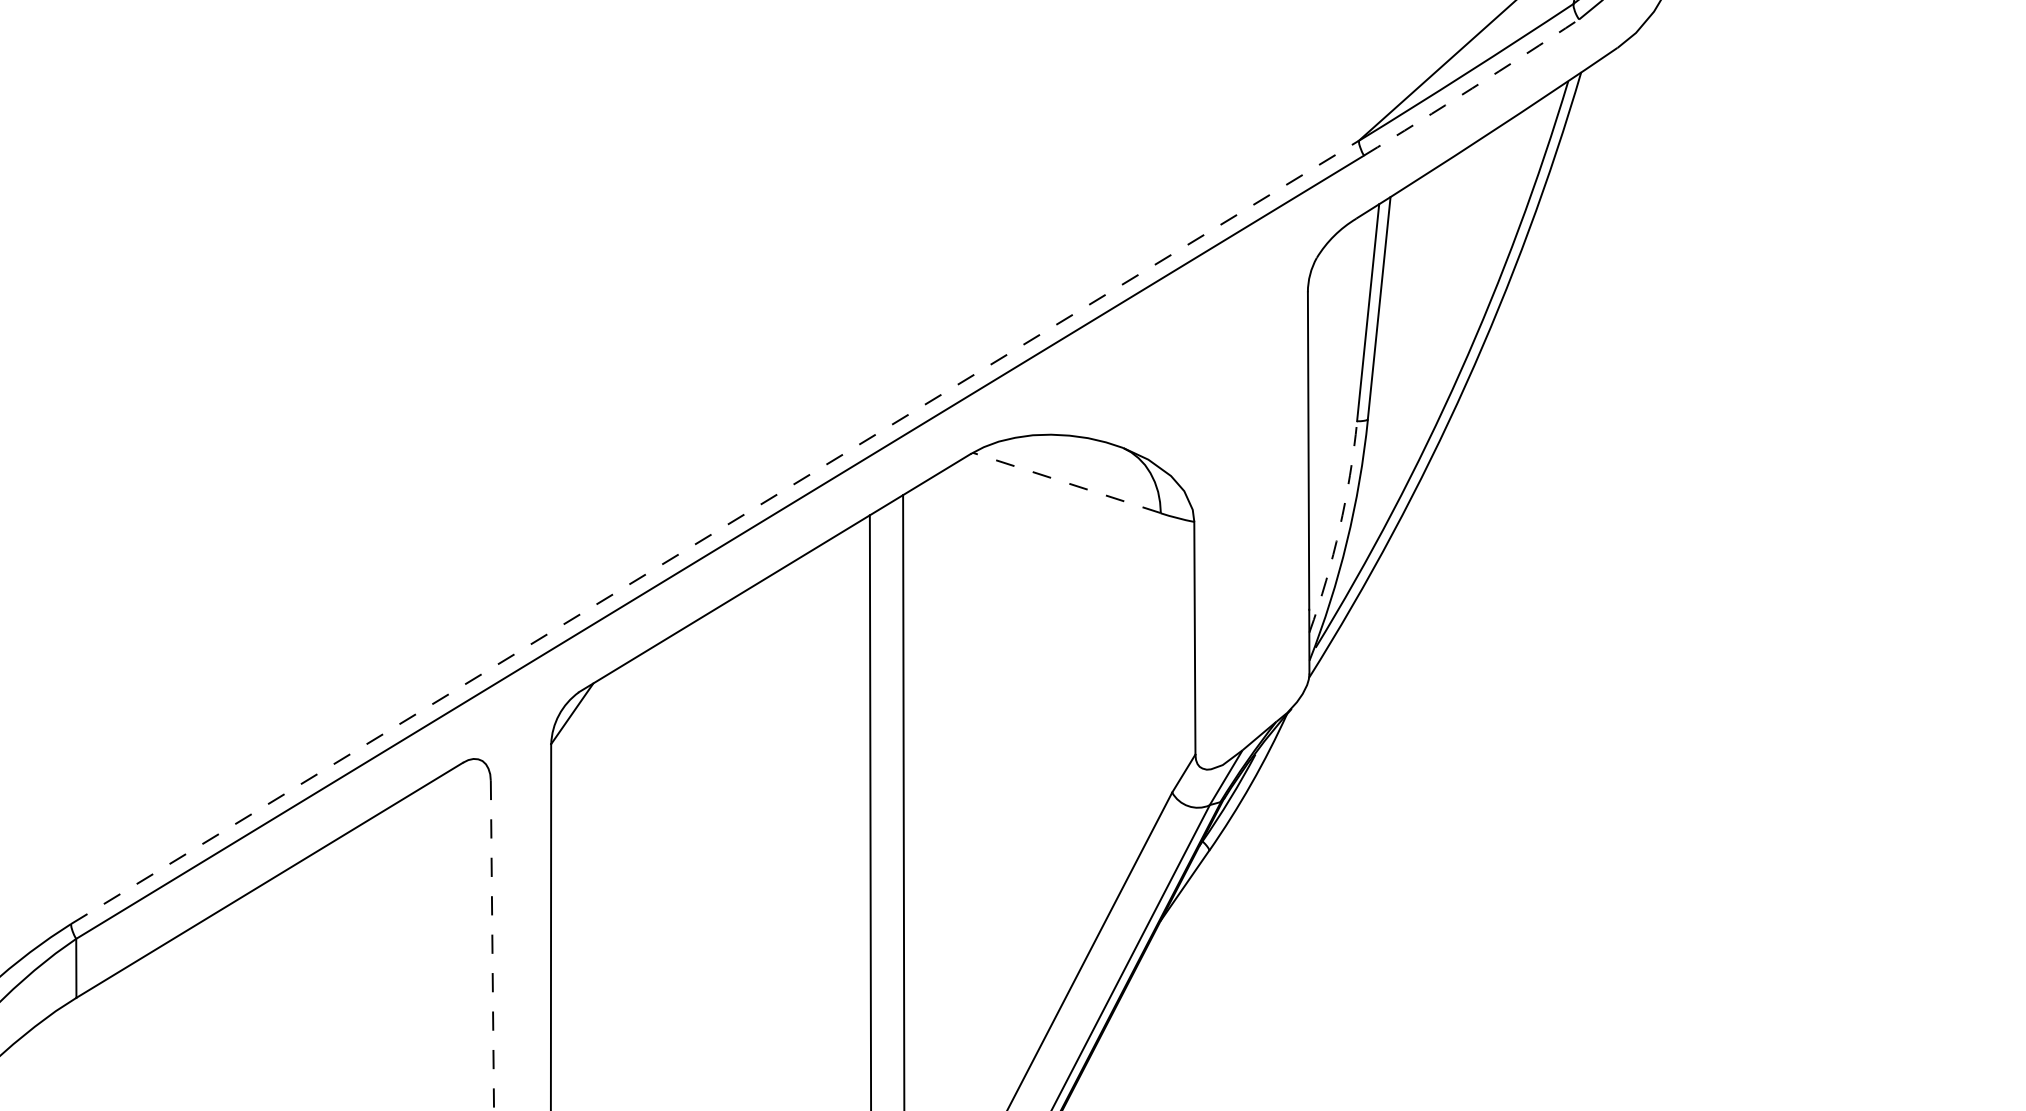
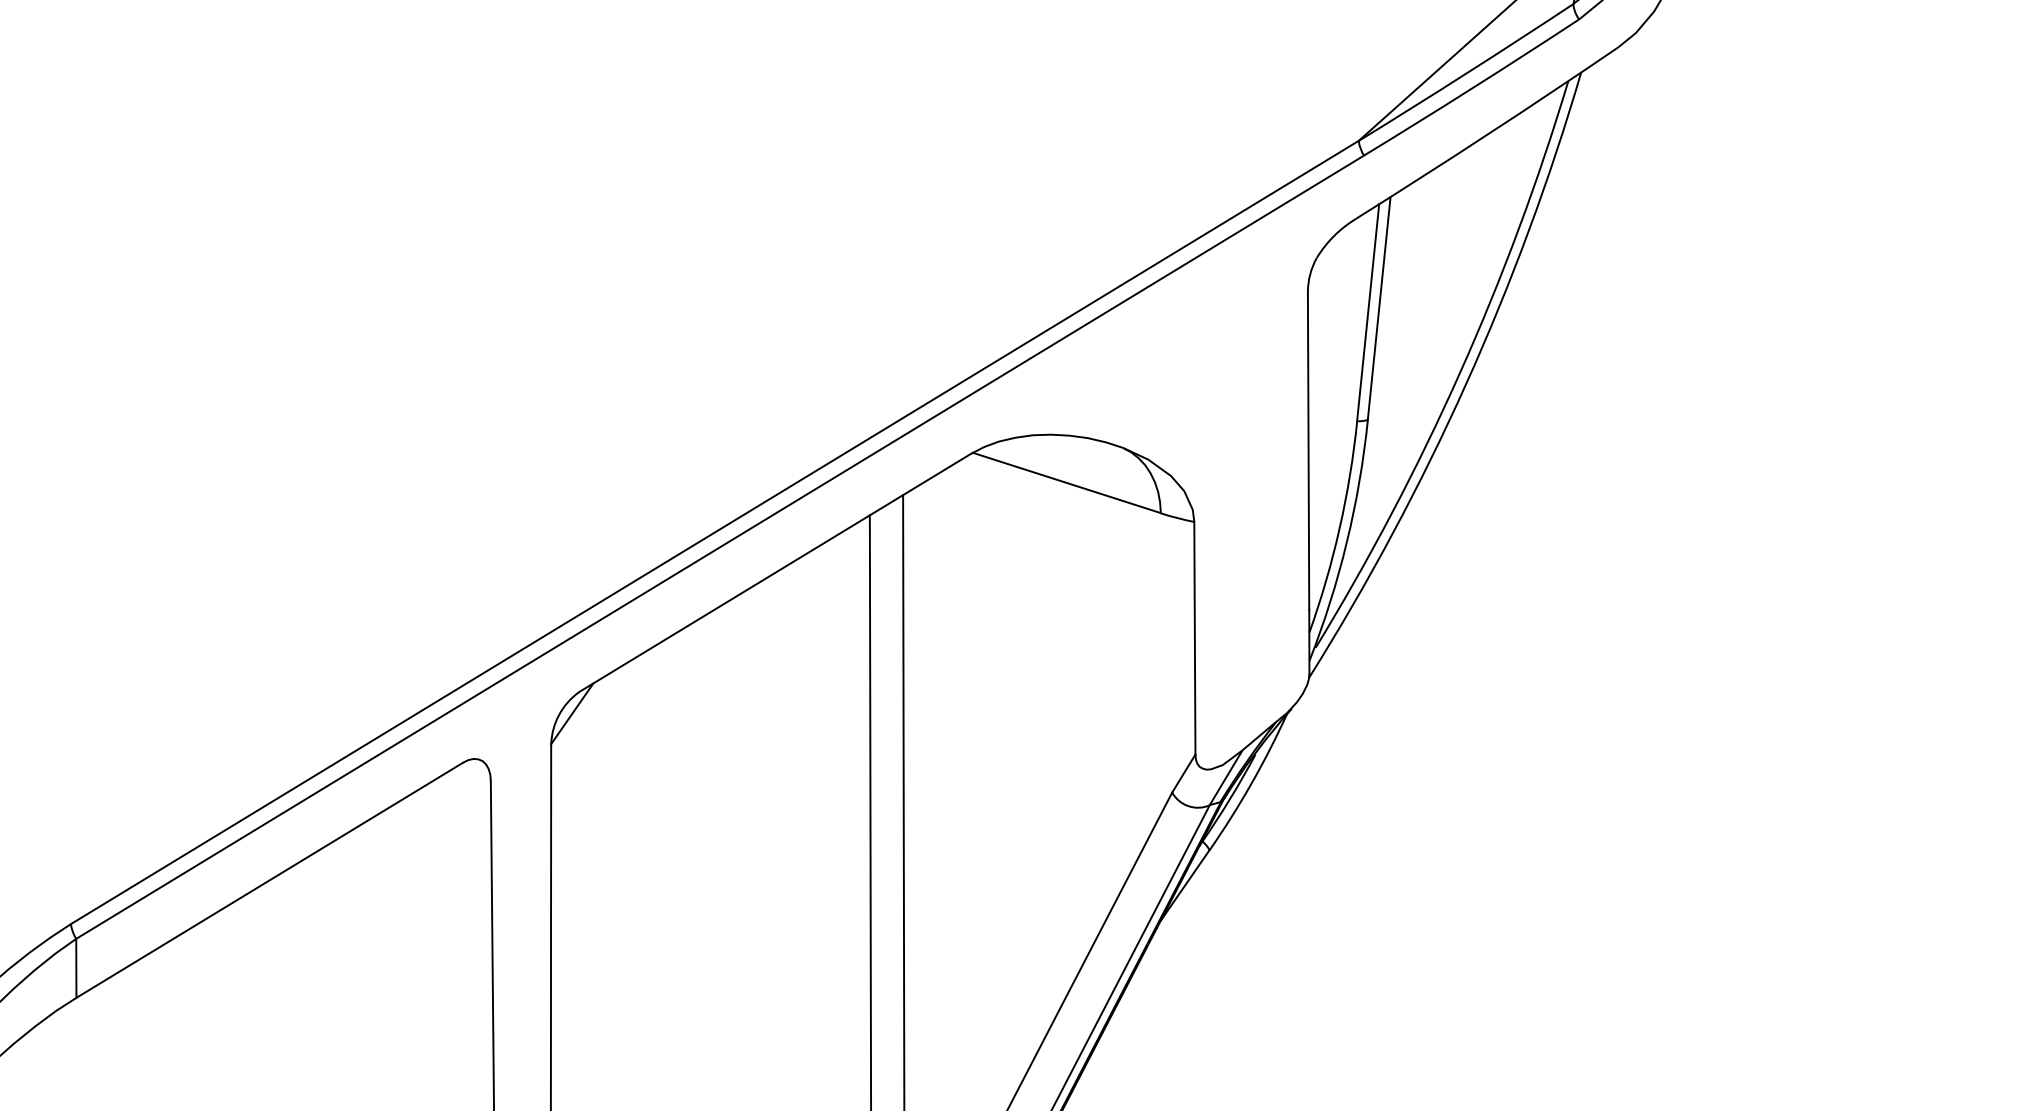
arc: dashed -> solid (1472, 88)
line: dashed -> solid (1066, 482)
arc: dashed -> solid (1339, 528)
line: dashed -> solid (714, 532)
line: dashed -> solid (492, 945)
